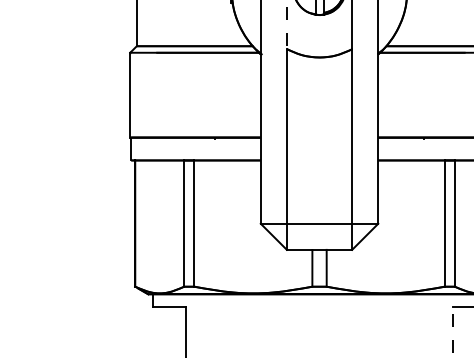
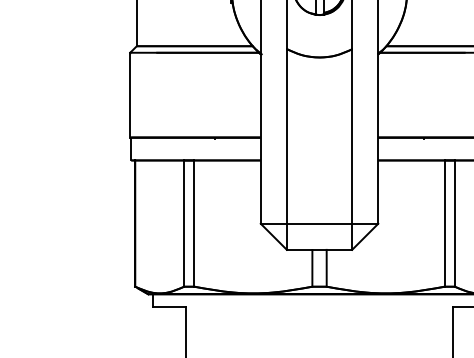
line: dashed -> solid (286, 25)
line: dashed -> solid (453, 332)
